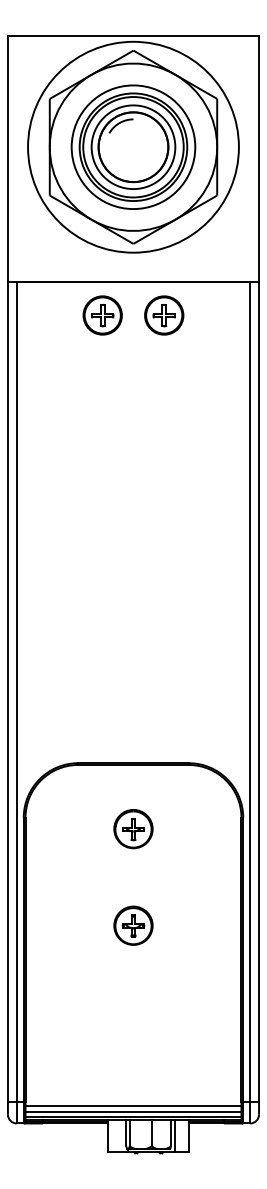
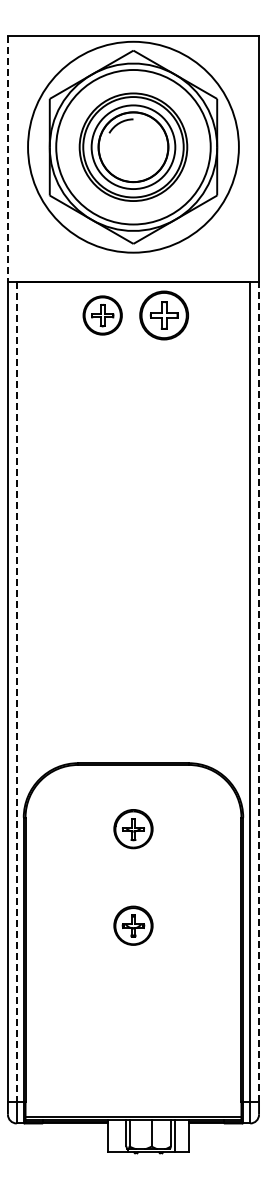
circle diameter: 124 px -> 155 px (133, 147)
line: solid -> dashed (7, 159)
part size: 41x41 px -> 50x51 px (163, 315)
line: solid -> dashed (259, 691)
line: solid -> dashed (16, 692)
line: present -> none (133, 1105)
line: present -> none (133, 1112)
